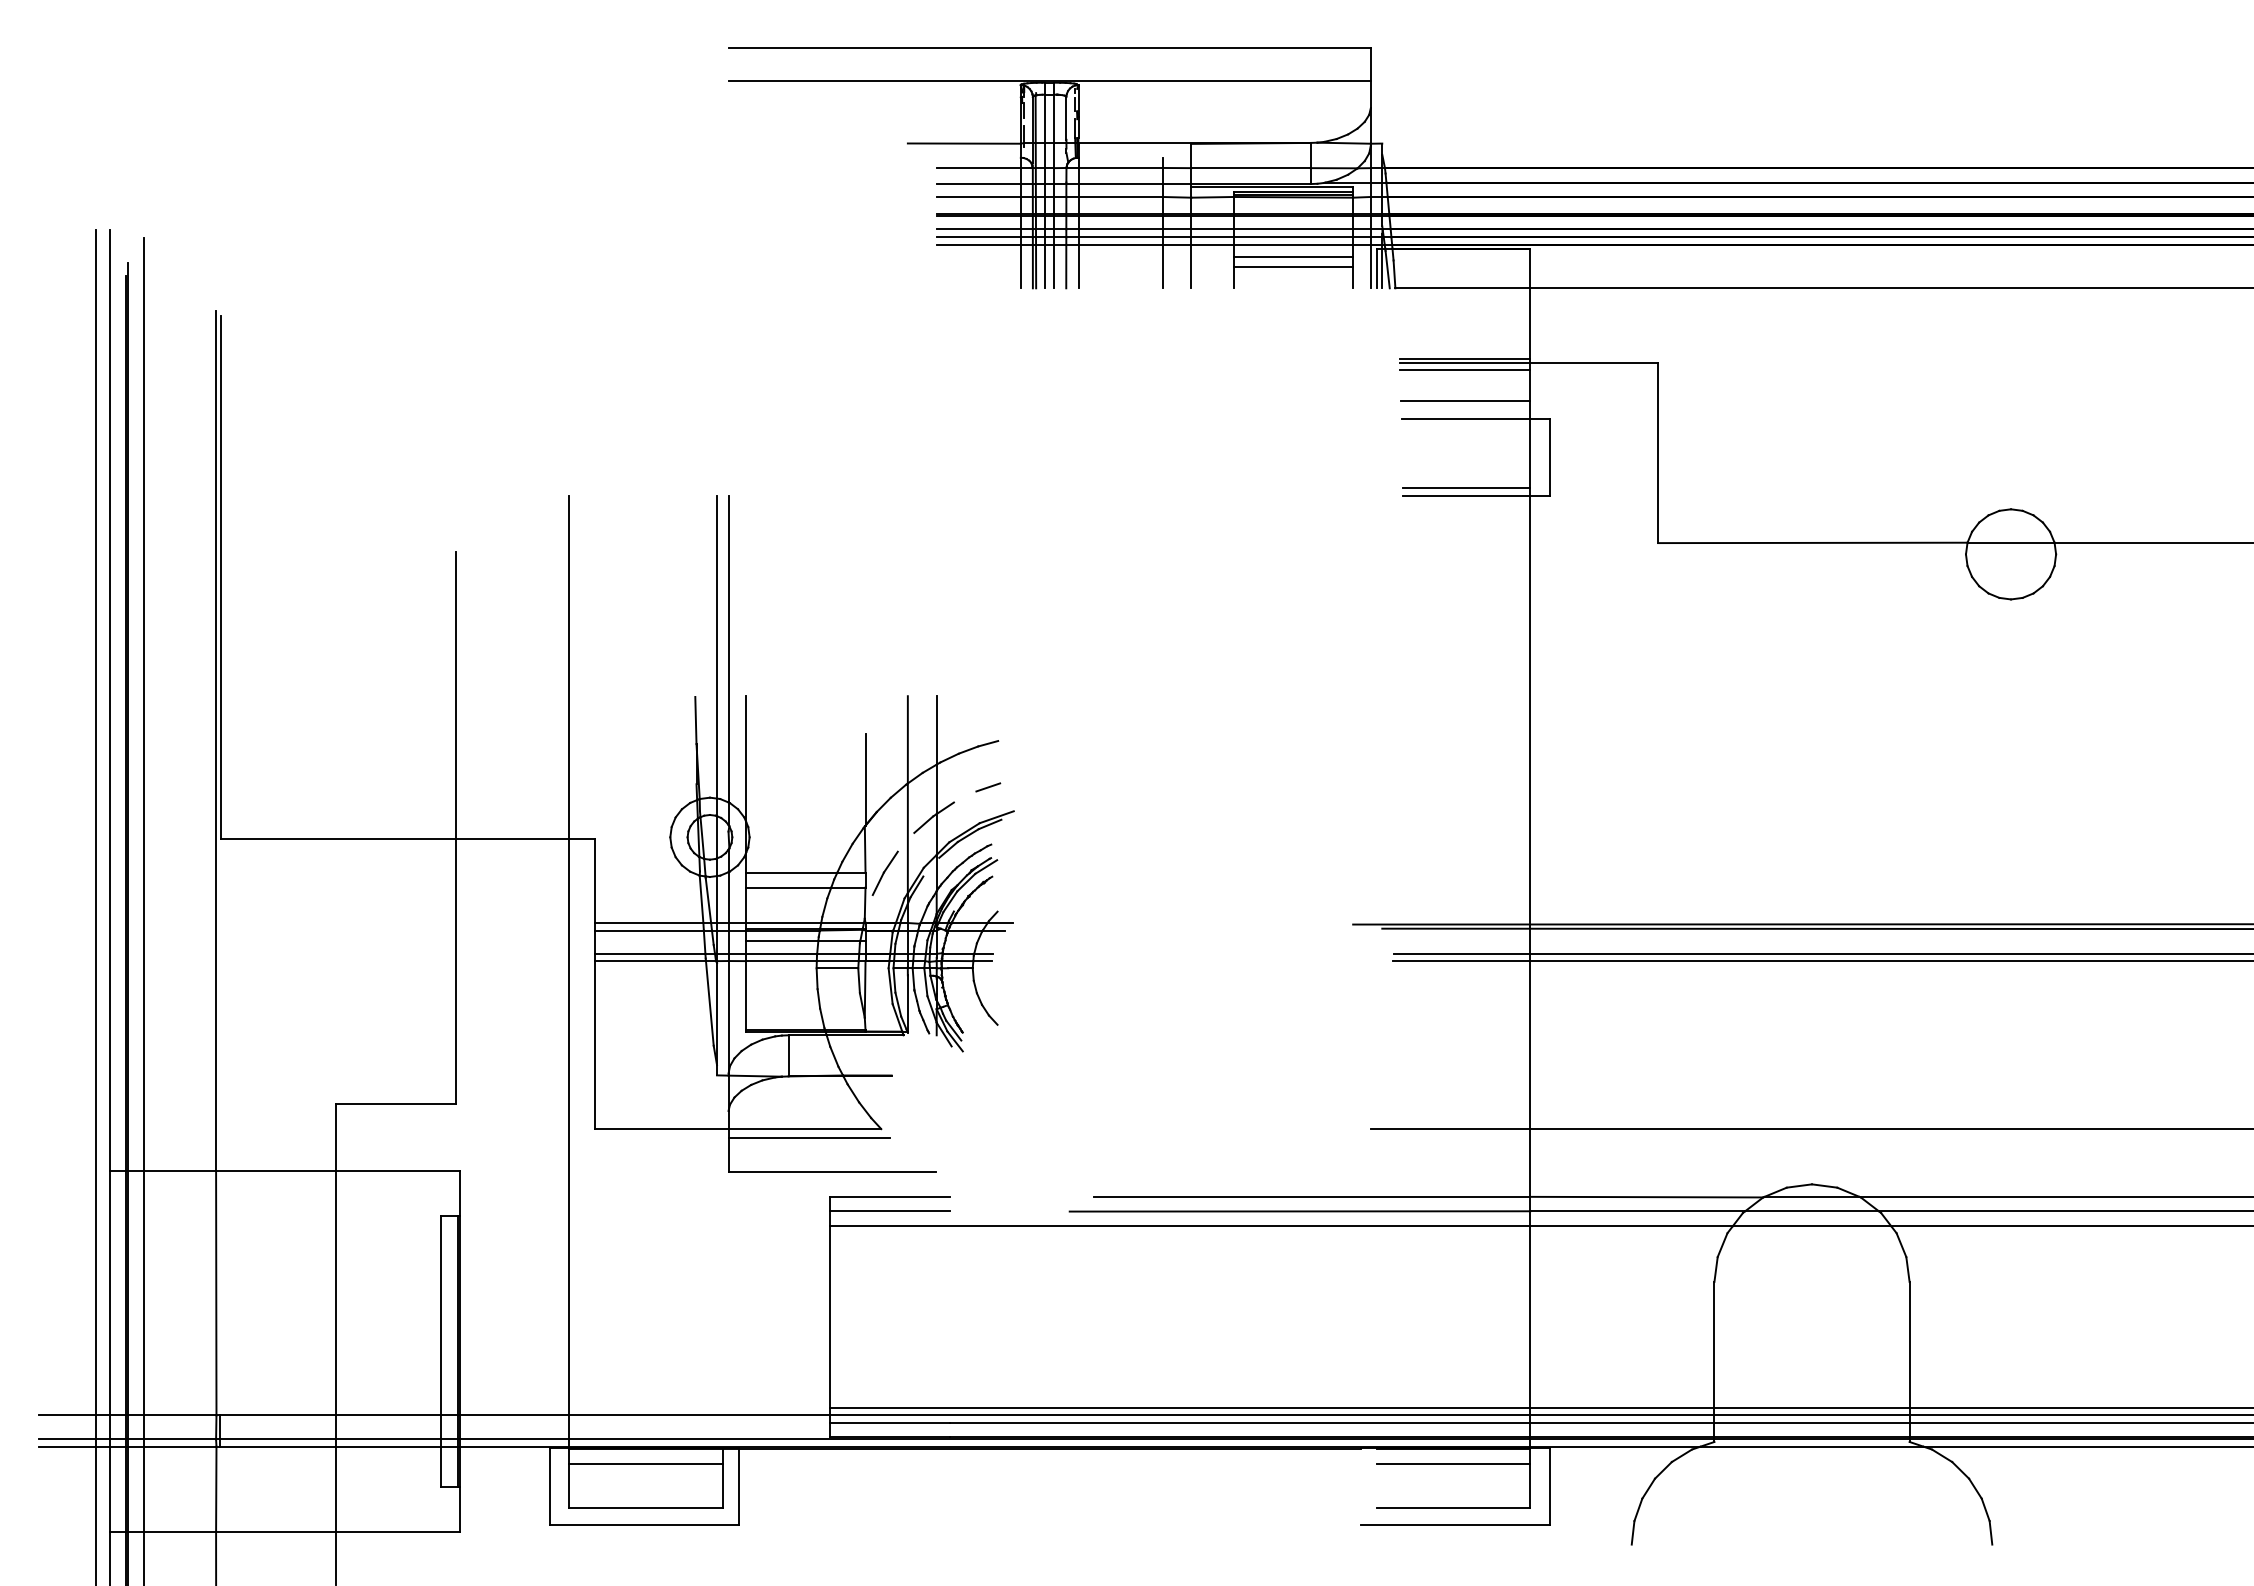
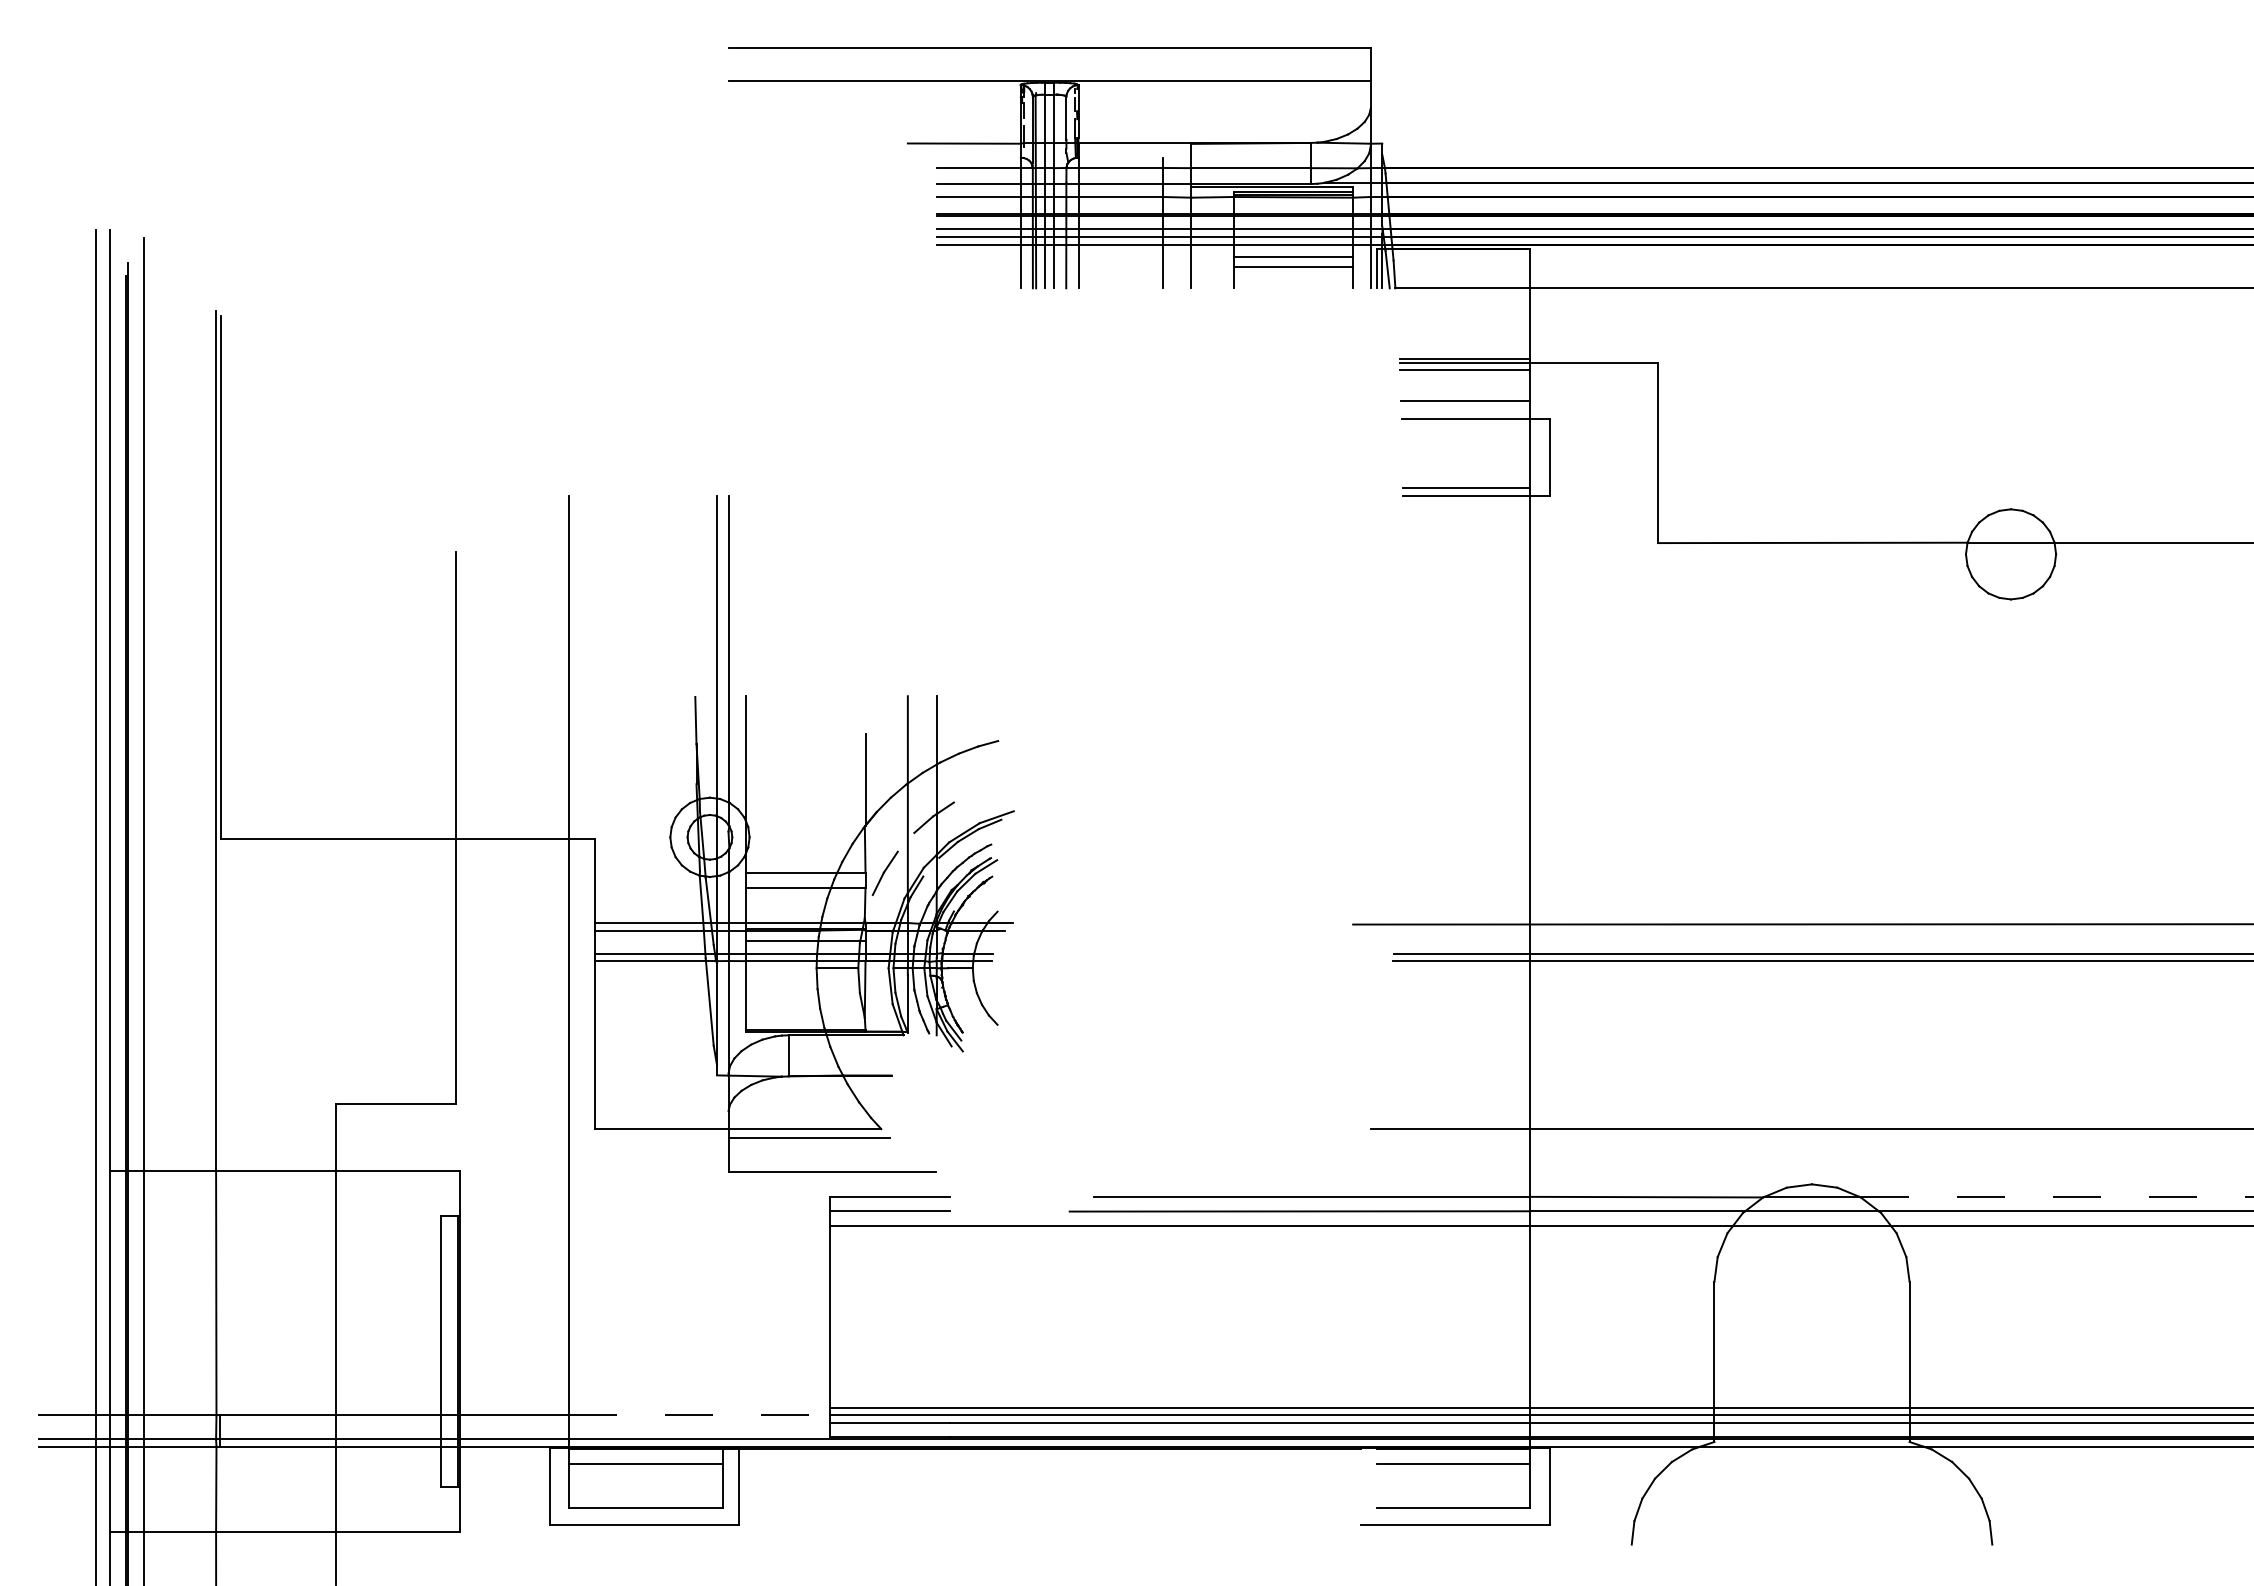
line: present -> none (988, 787)
line: present -> none (1816, 928)
line: solid -> dashed (2057, 1197)
line: solid -> dashed (699, 1415)
